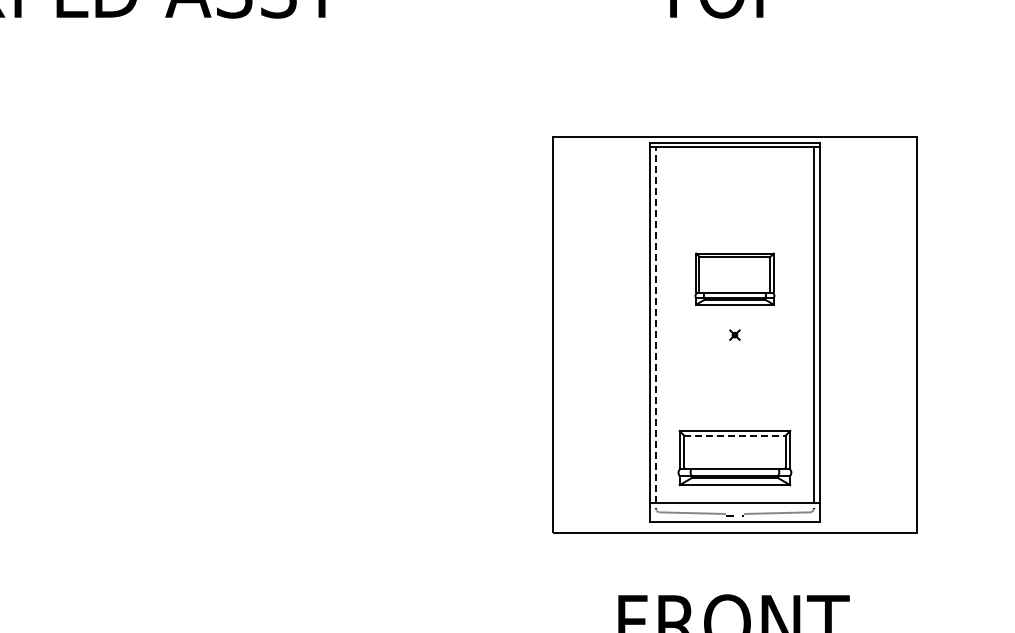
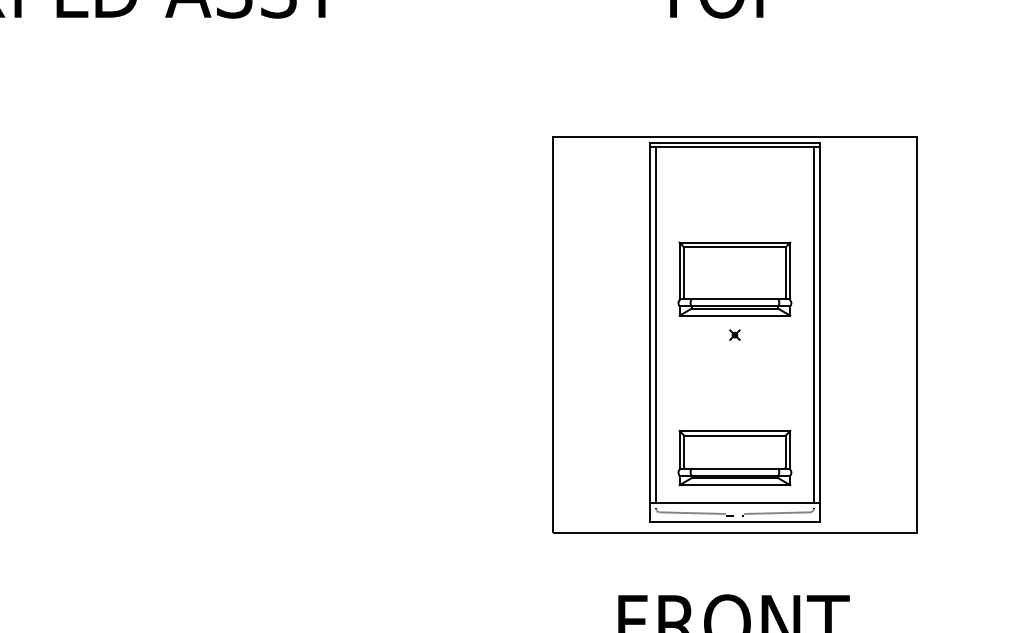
part size: 82x54 px -> 116x76 px (734, 278)
line: dashed -> solid (656, 325)
line: dashed -> solid (734, 435)
